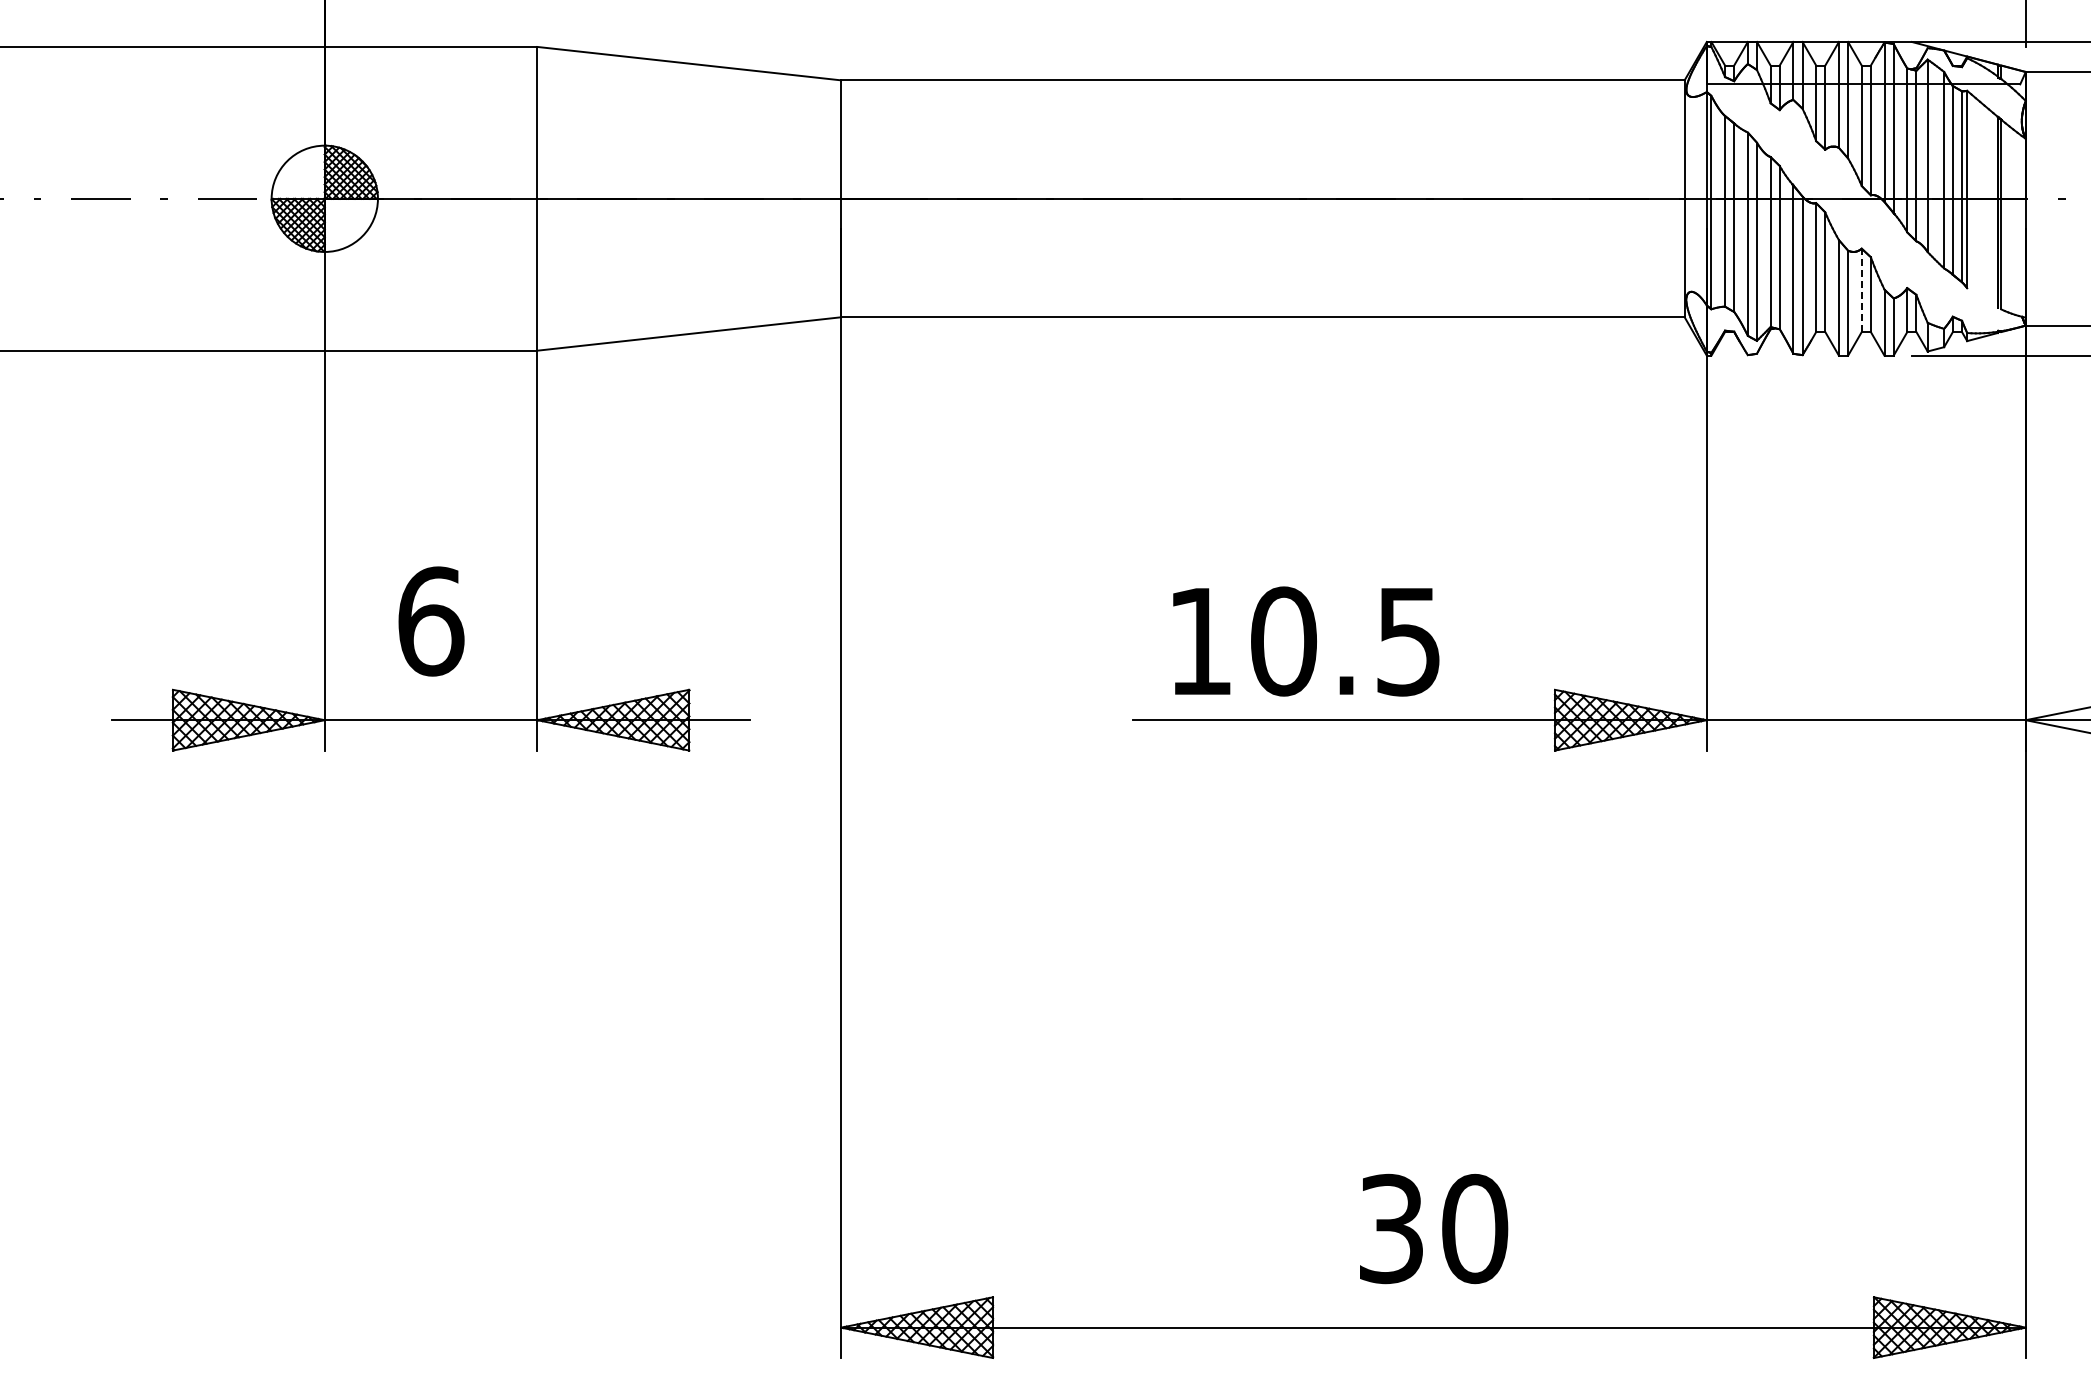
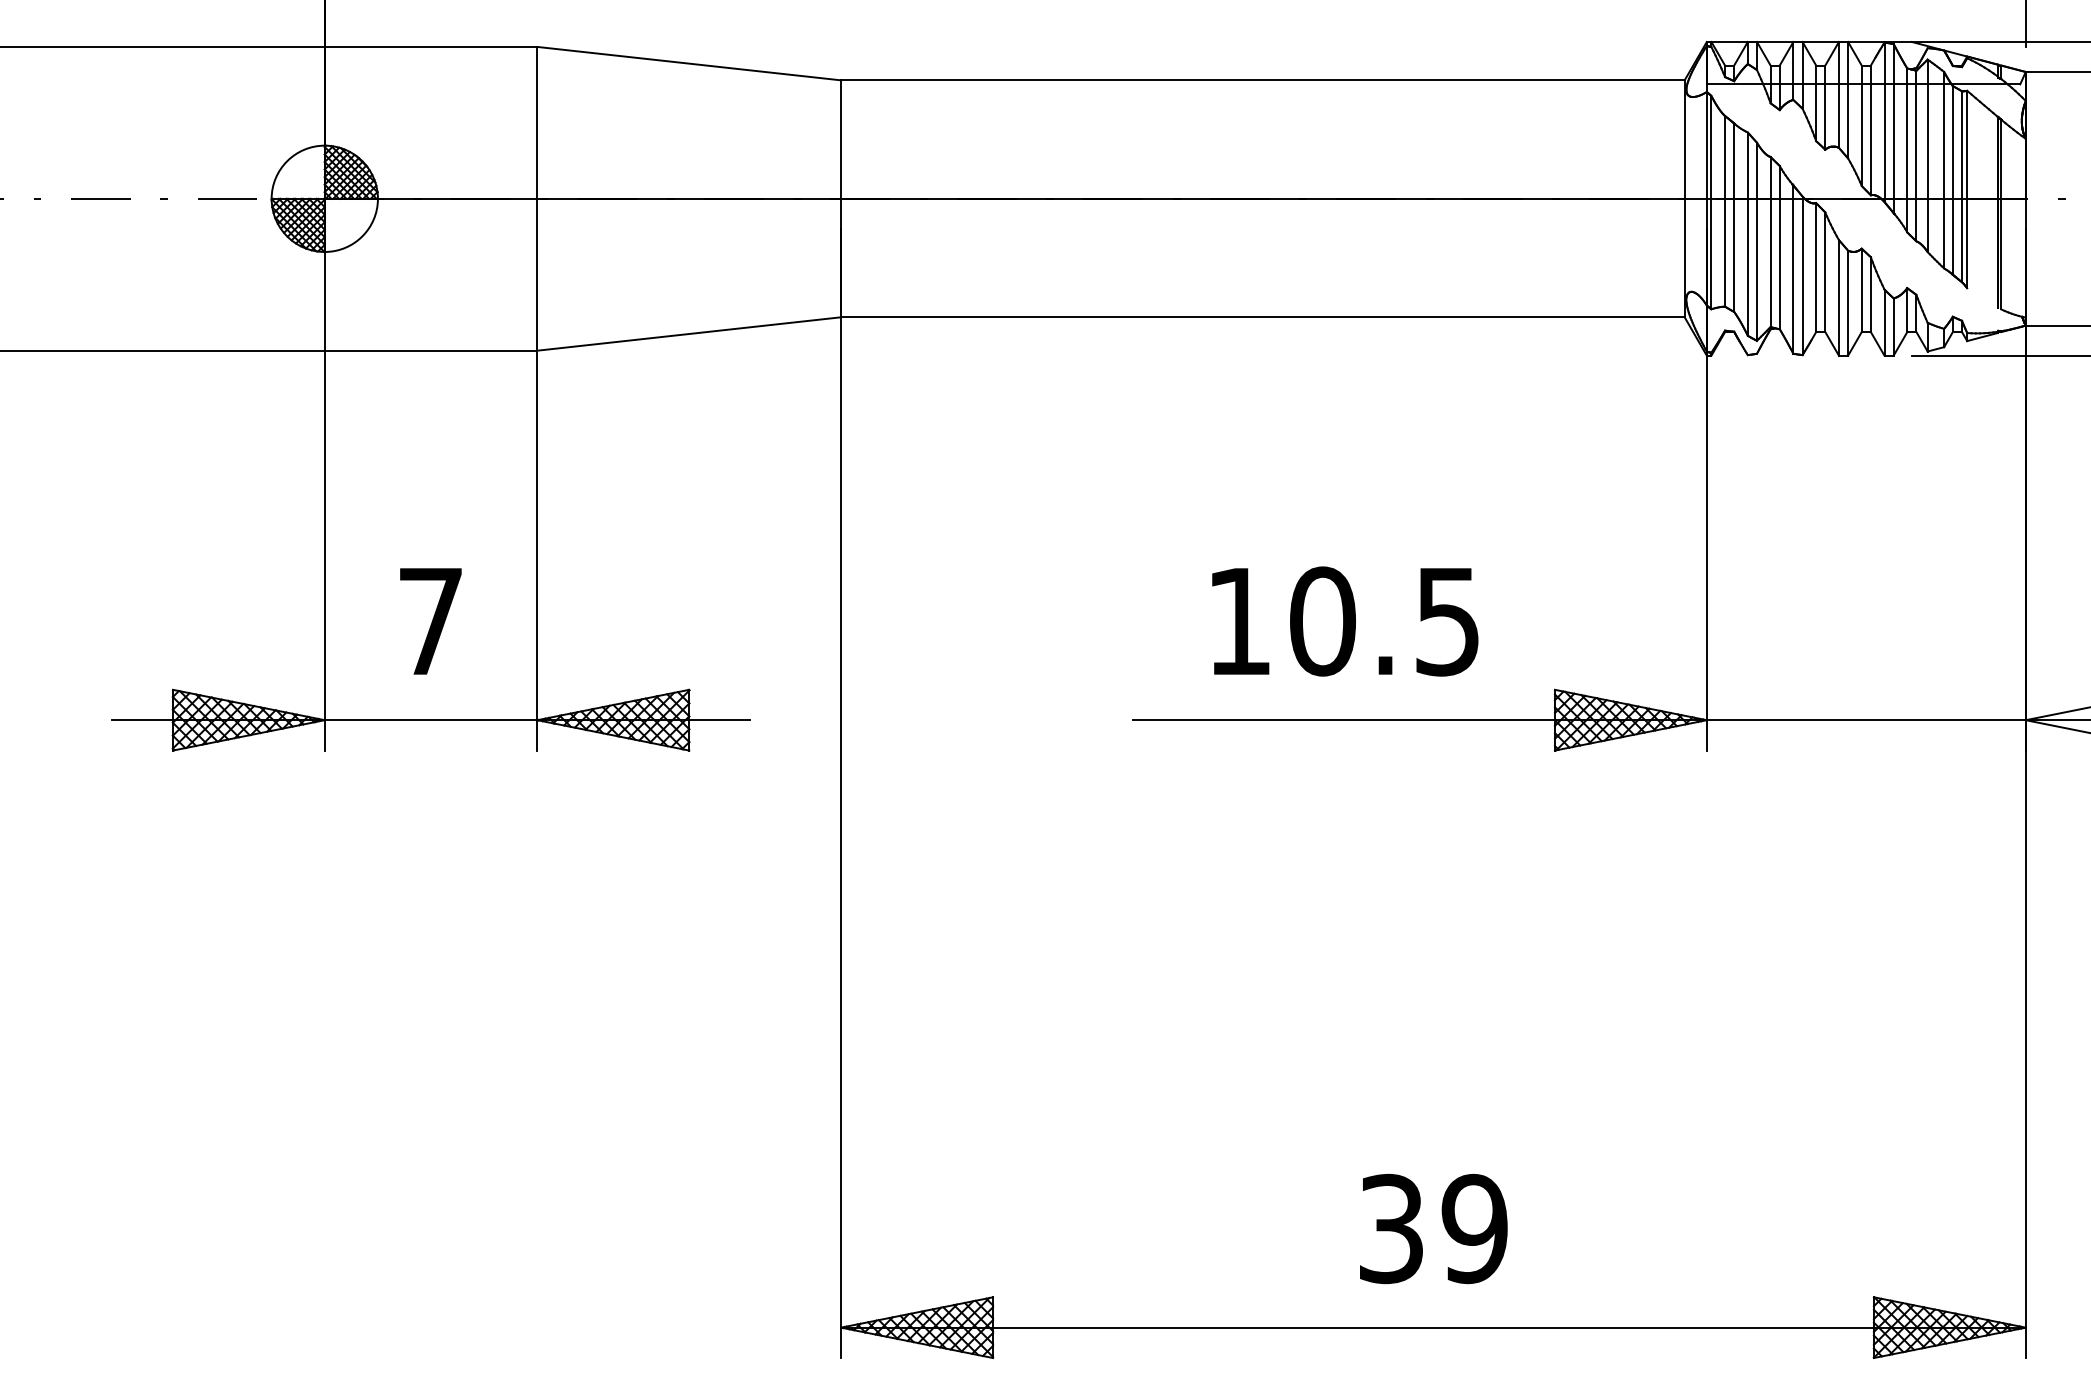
line: dashed -> solid (1861, 290)
text: 6 -> 7 (431, 621)
text position: (1306, 641) -> (1345, 621) (1345, 621)
text: 30 -> 39 (1474, 1229)
